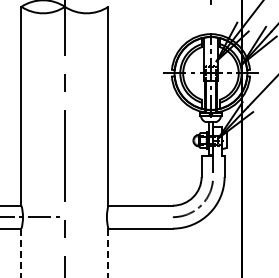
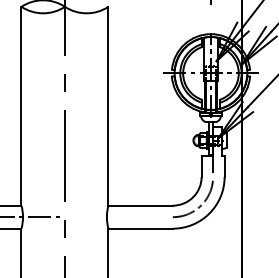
line: dashed -> solid (21, 253)
line: dashed -> solid (108, 253)
